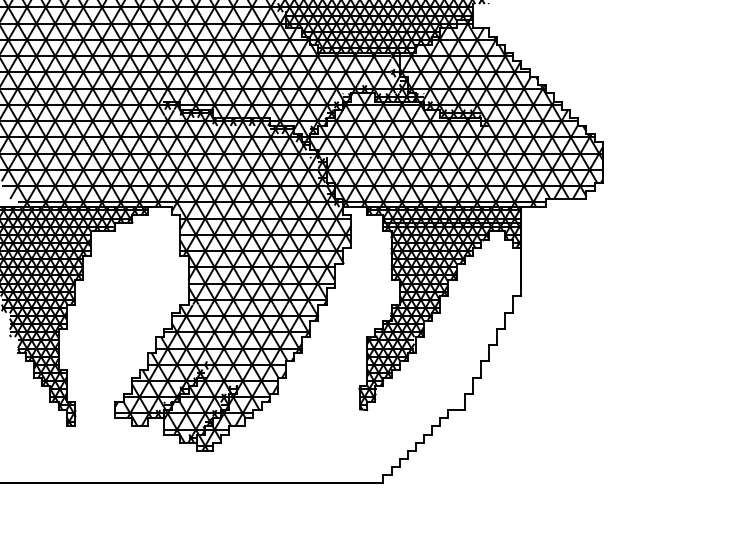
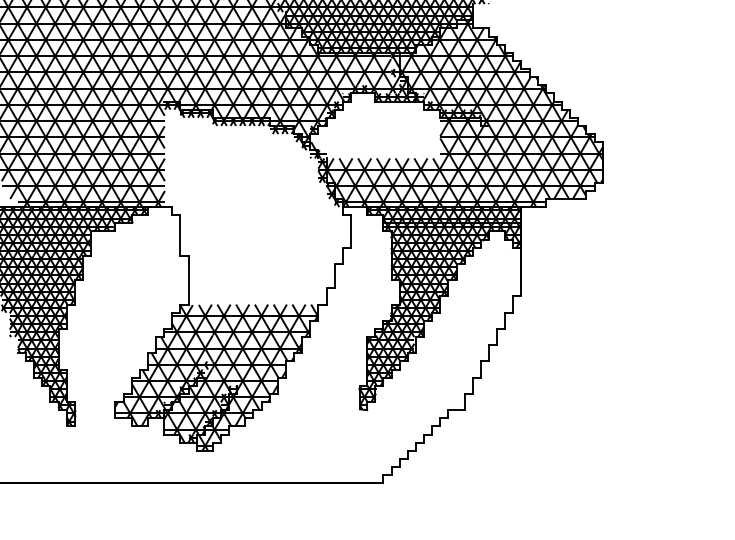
hatch: present -> none (375, 125)
hatch: present -> none (257, 207)
